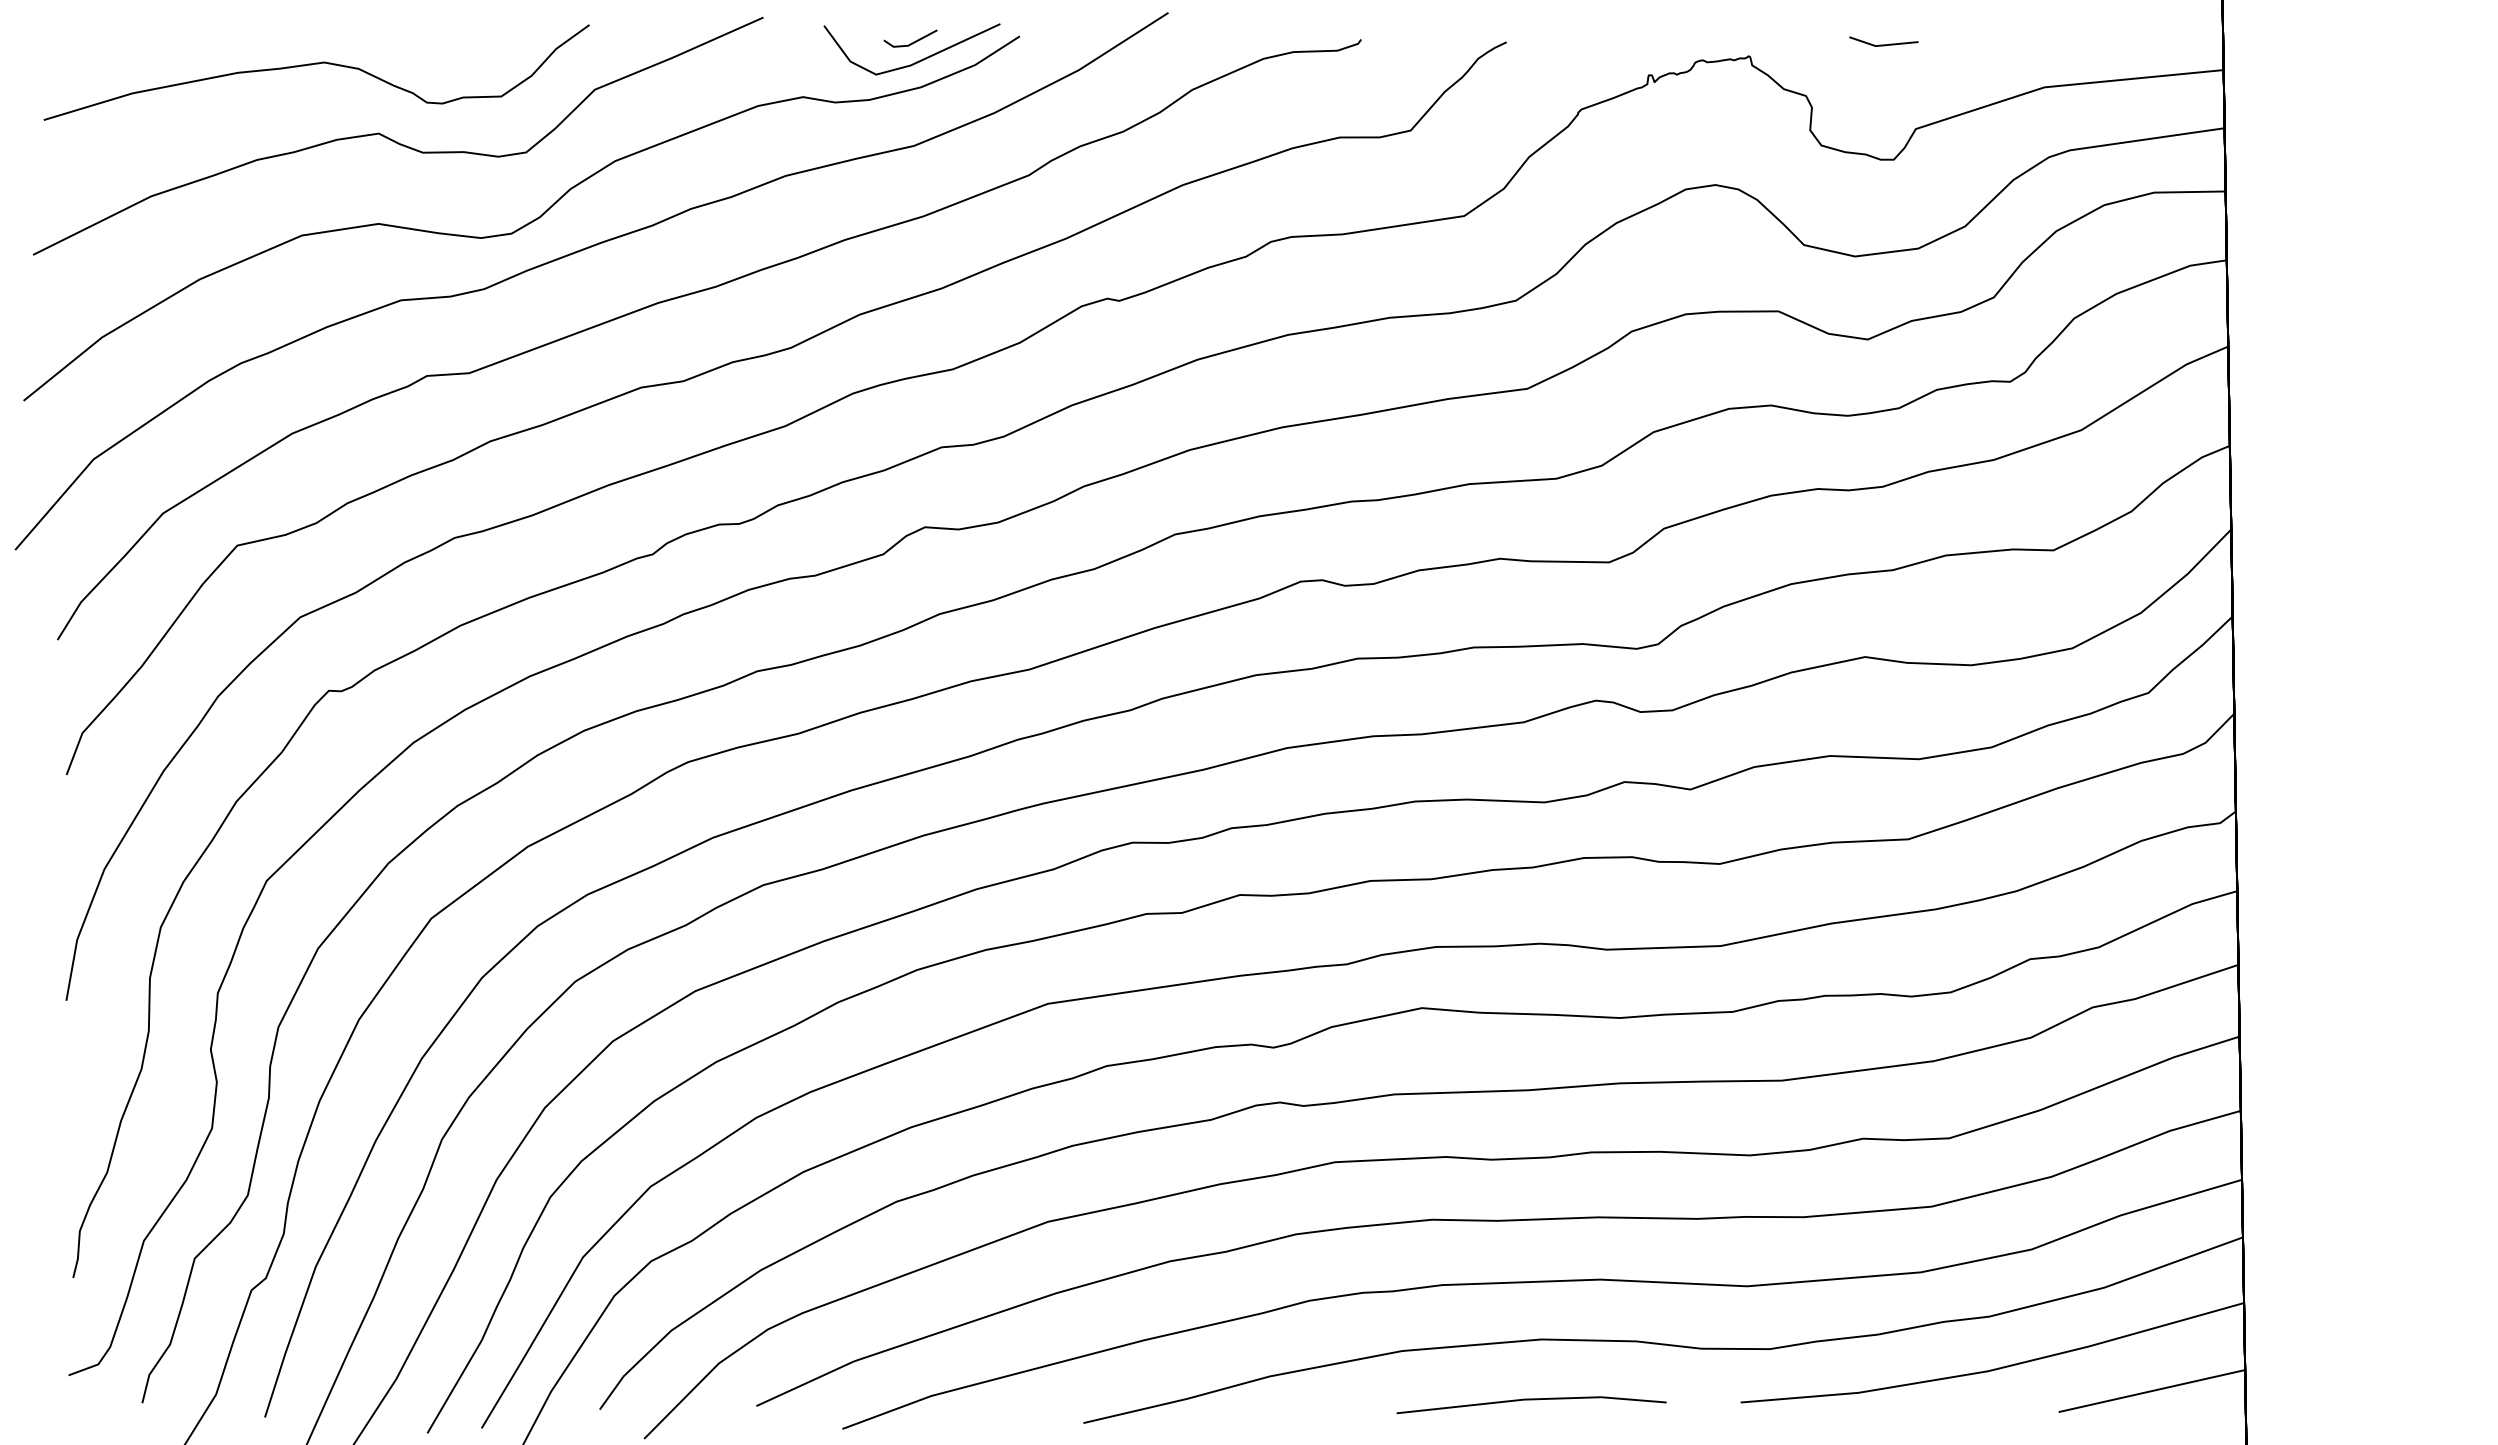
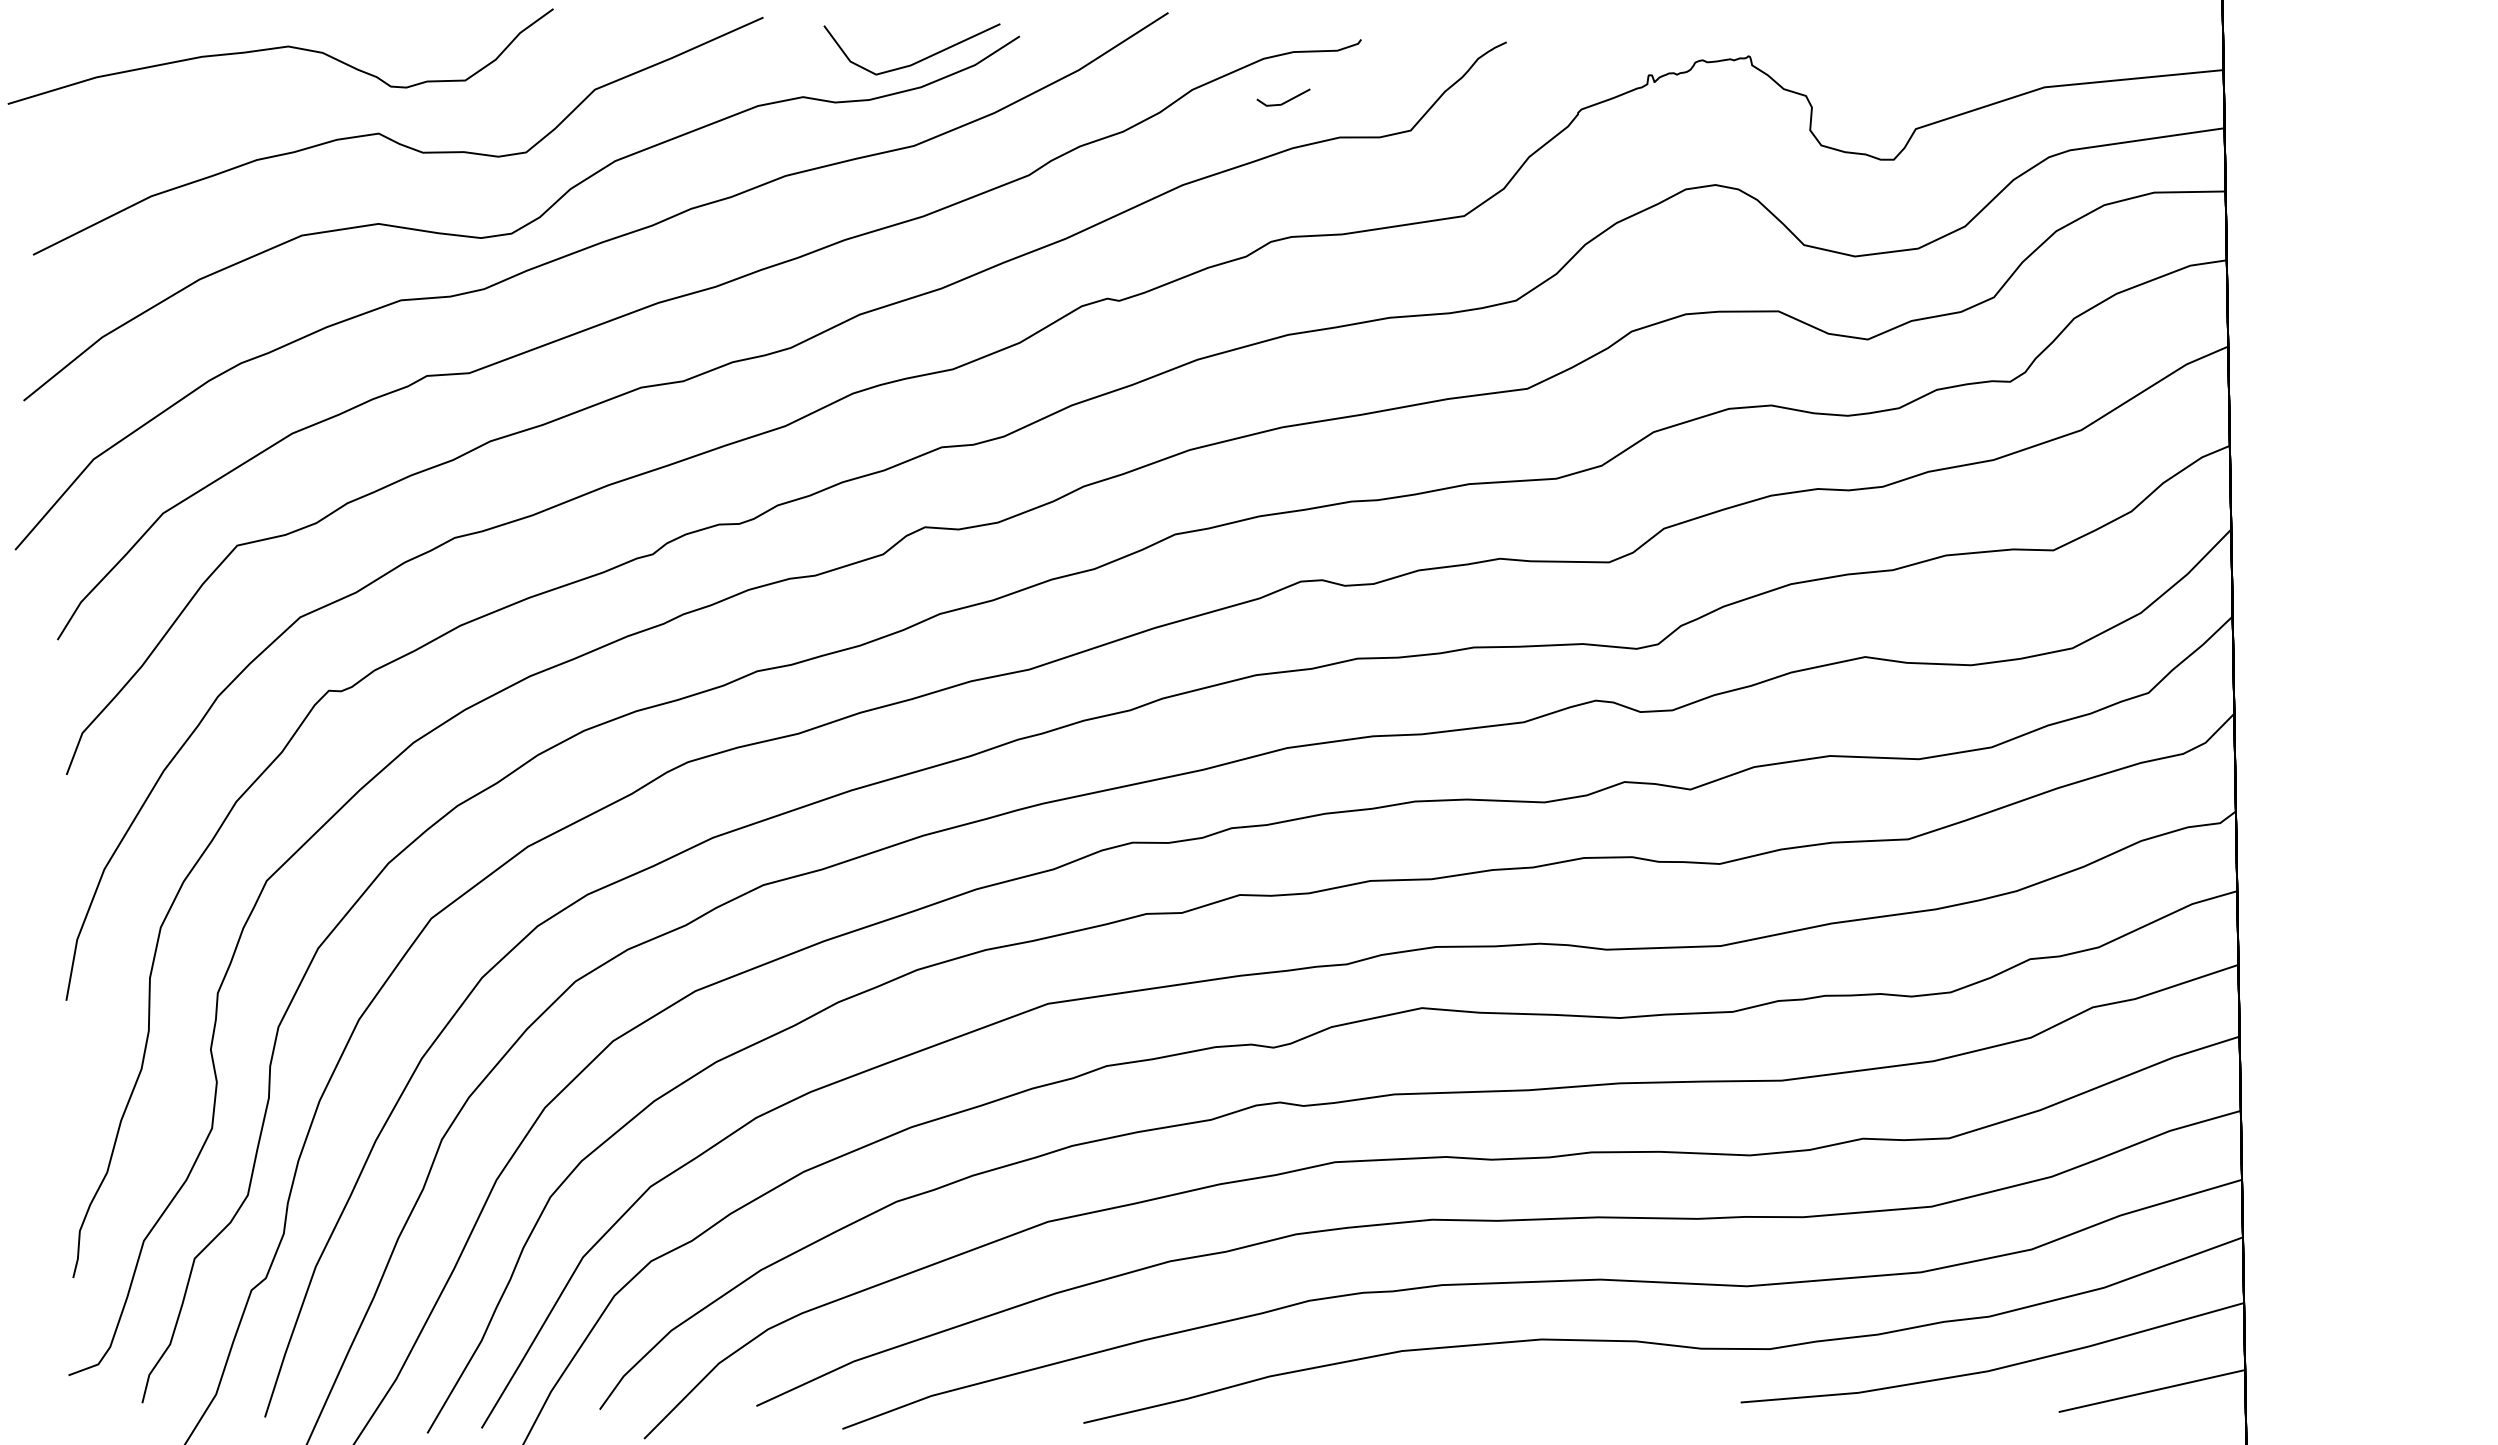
line position: (911, 42) -> (1284, 101) (1284, 101)
line: present -> none (1883, 44)
curve position: (316, 64) -> (280, 48) (280, 48)
line: present -> none (1531, 1400)
